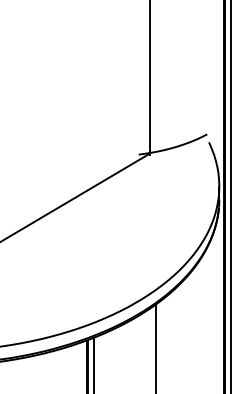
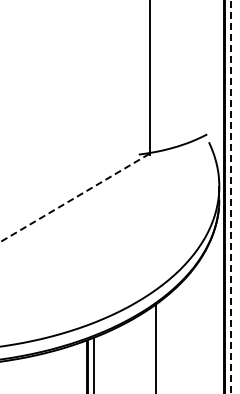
line: solid -> dashed (231, 197)
line: solid -> dashed (74, 198)
